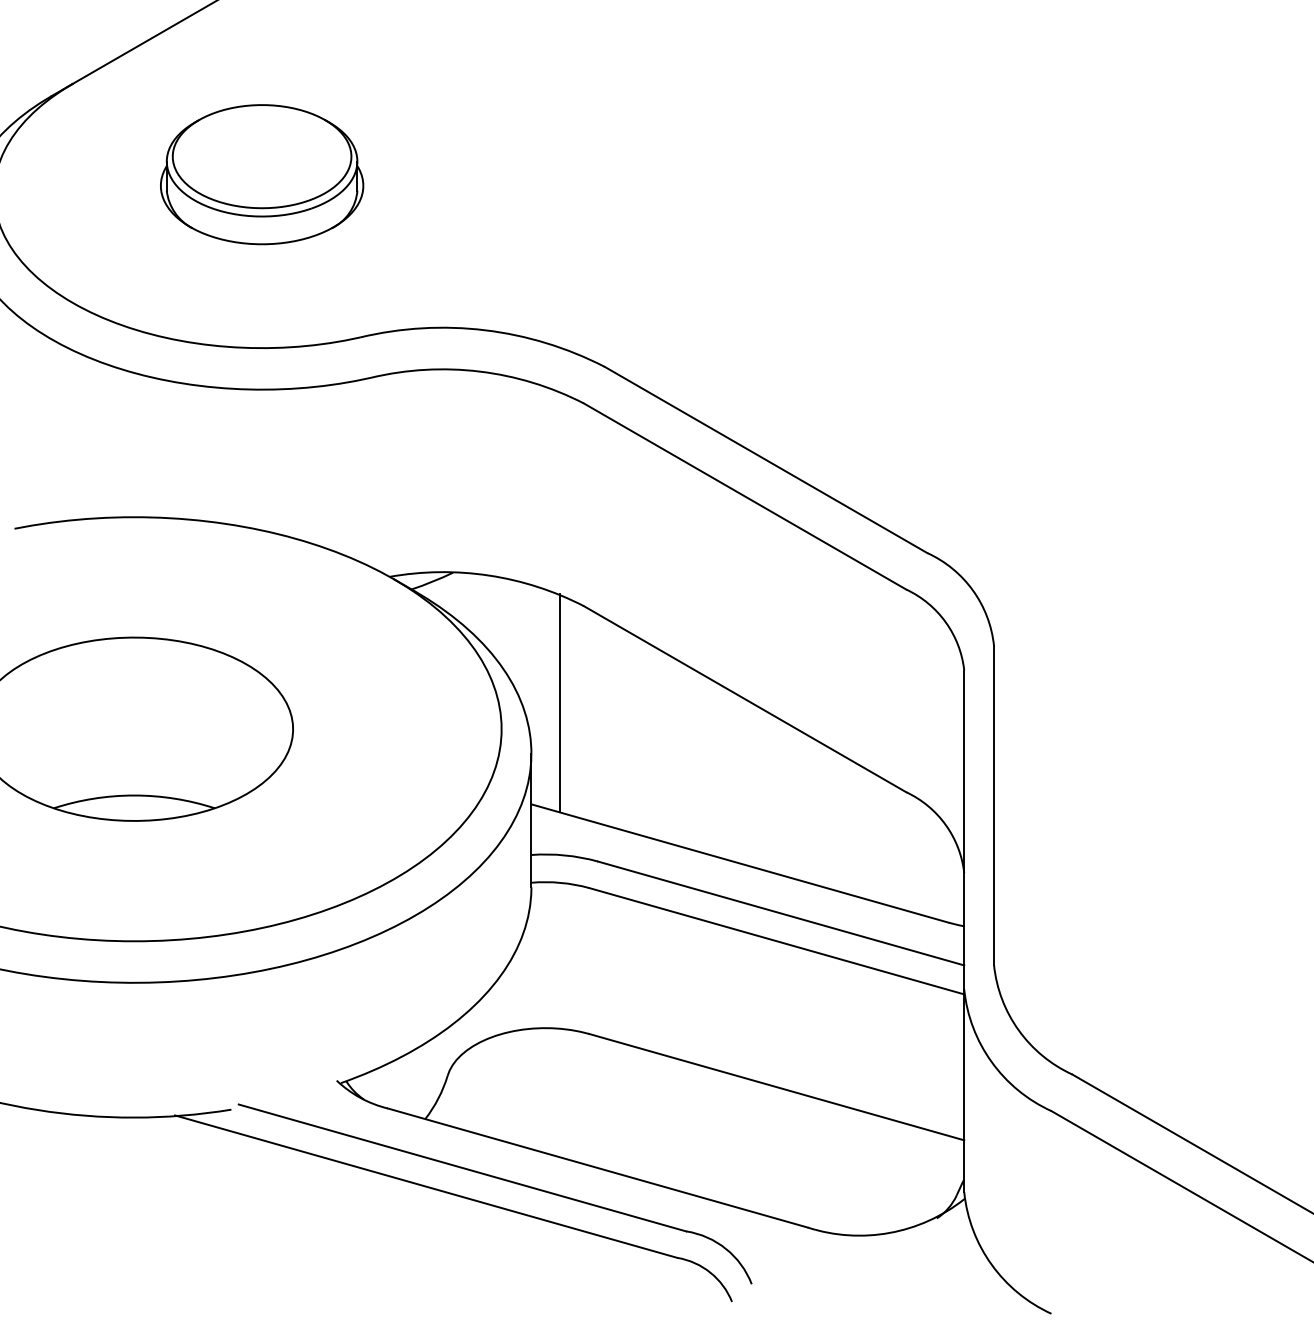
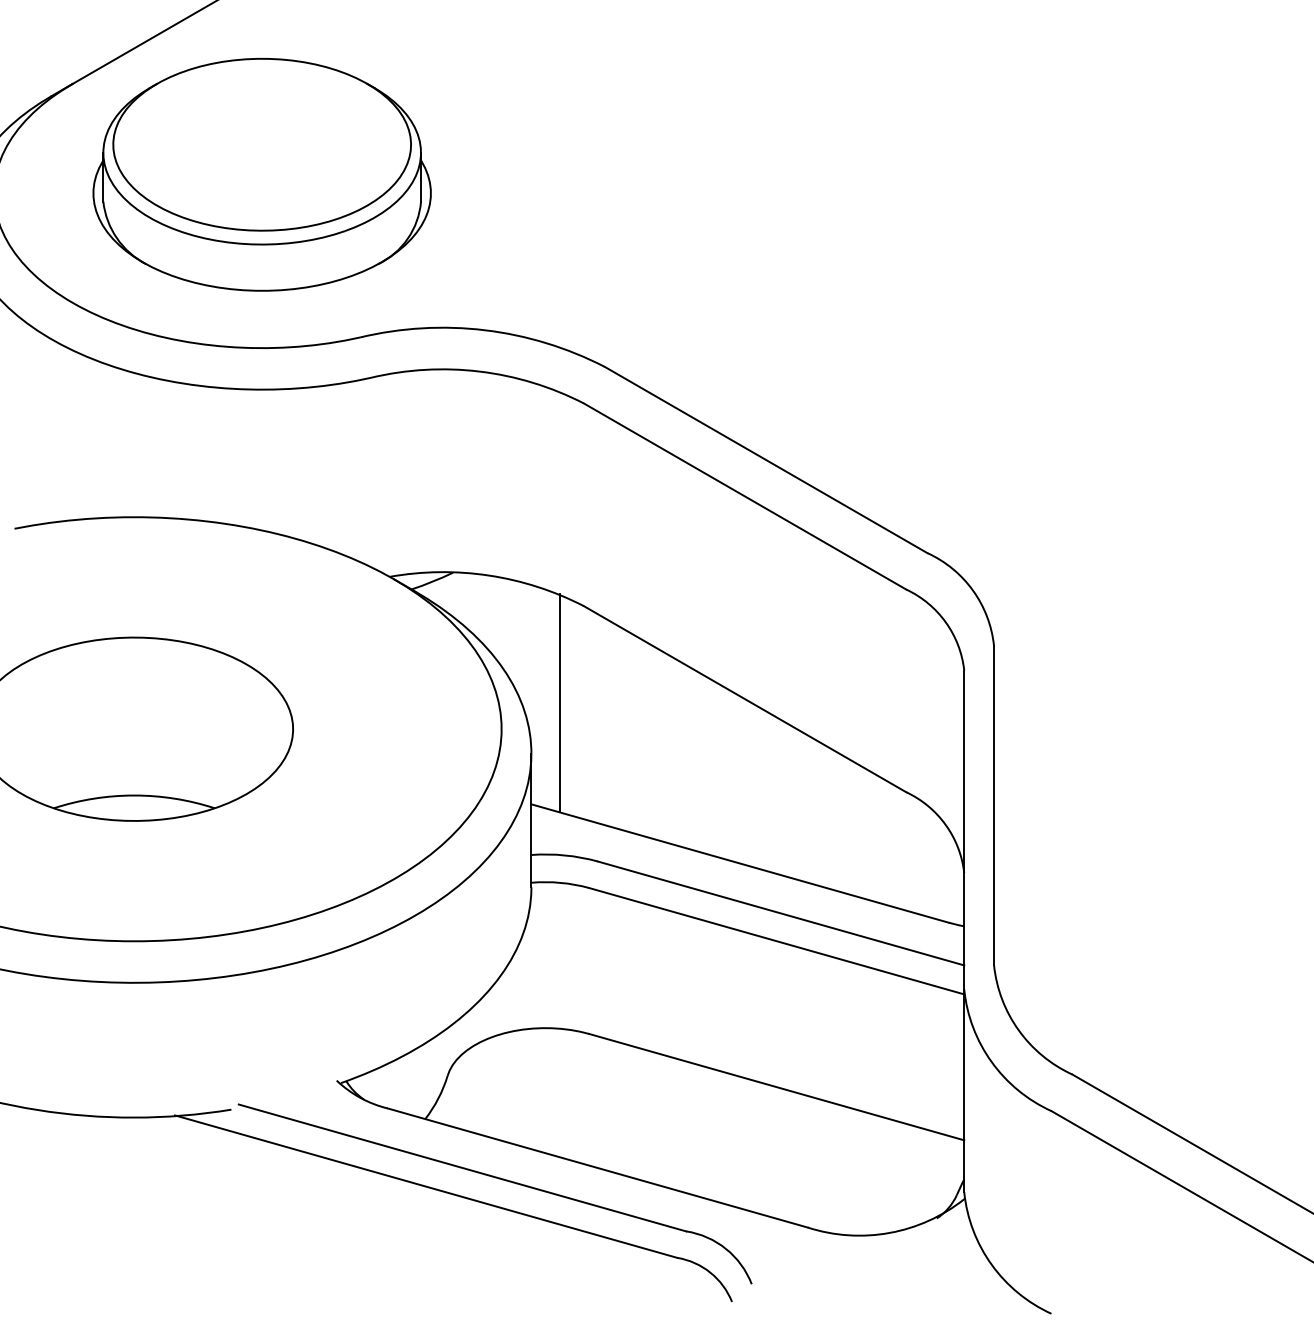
part size: 205x142 px -> 340x235 px (261, 174)
